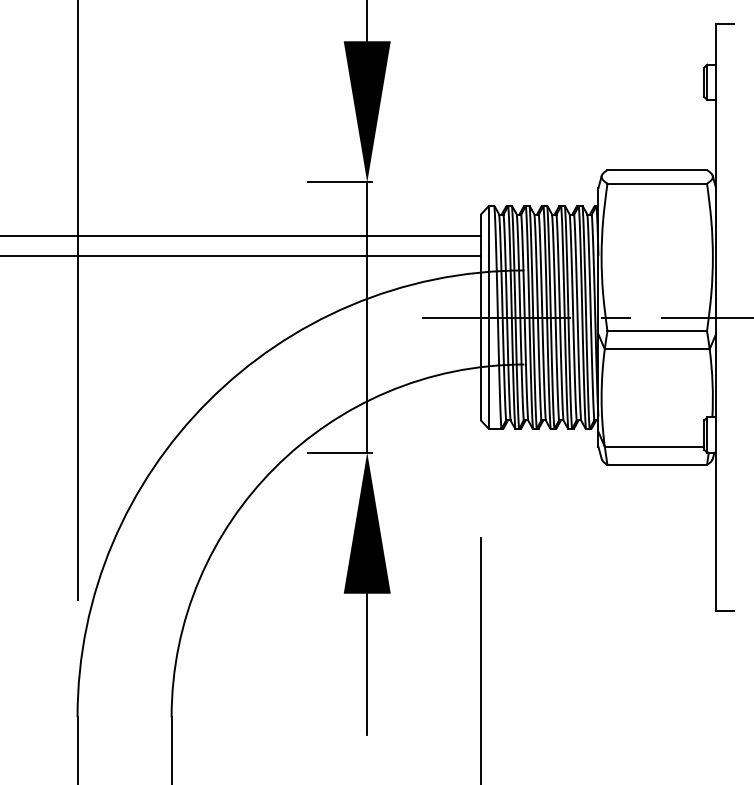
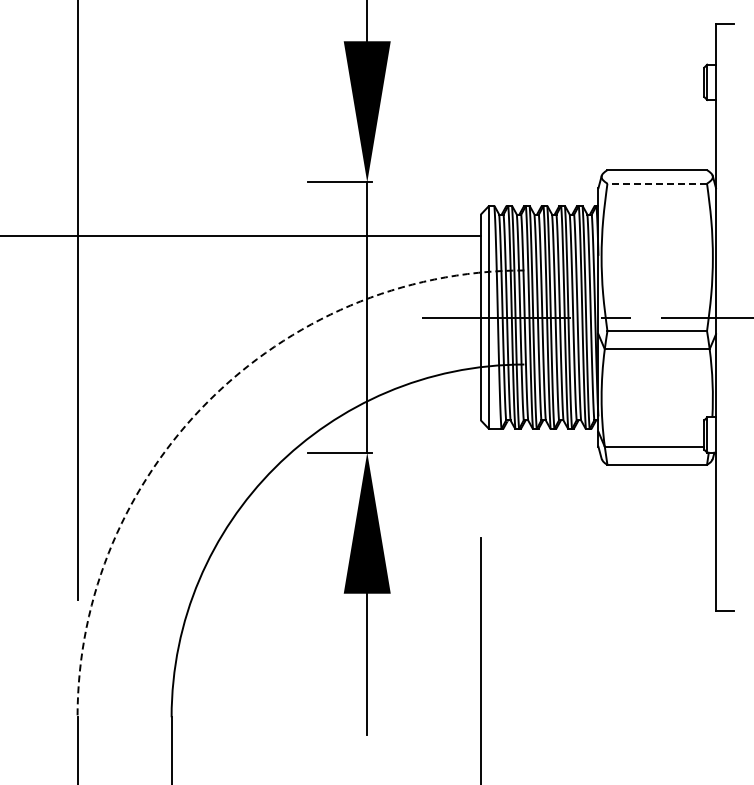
line: solid -> dashed (657, 183)
line: present -> none (241, 255)
arc: solid -> dashed (208, 401)
